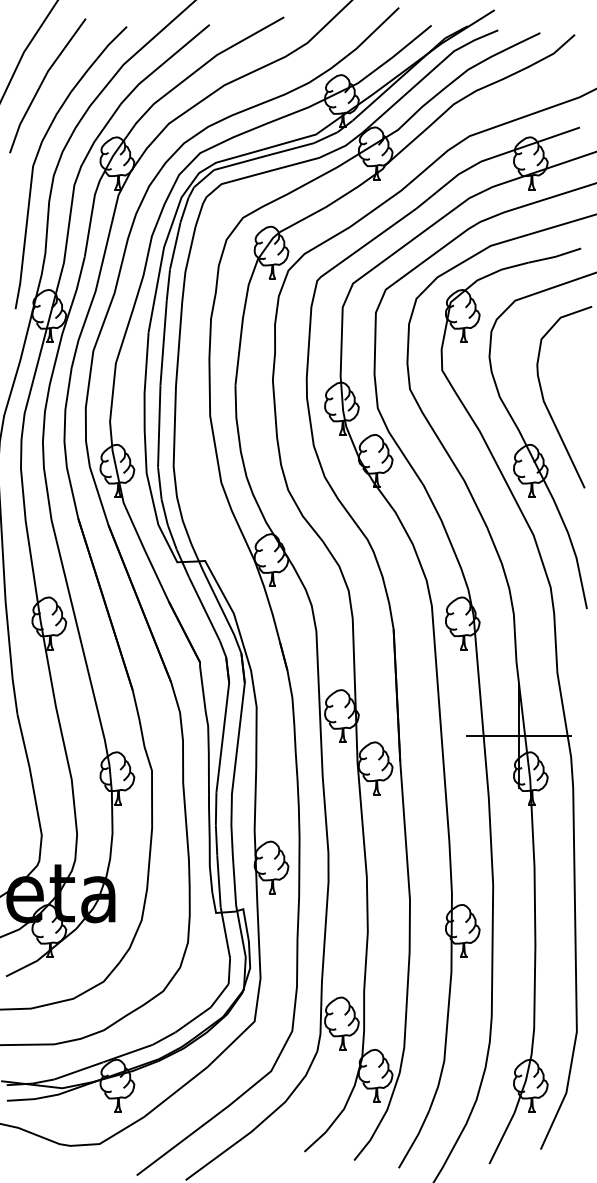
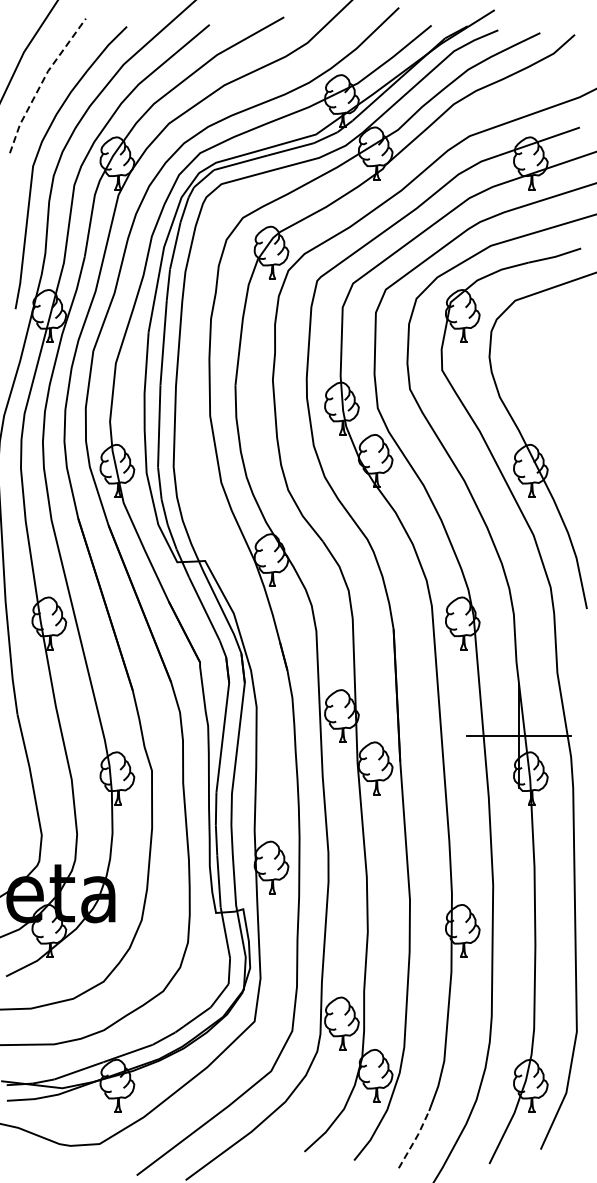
line: solid -> dashed (42, 82)
curve: present -> none (547, 406)
line: solid -> dashed (415, 1139)
